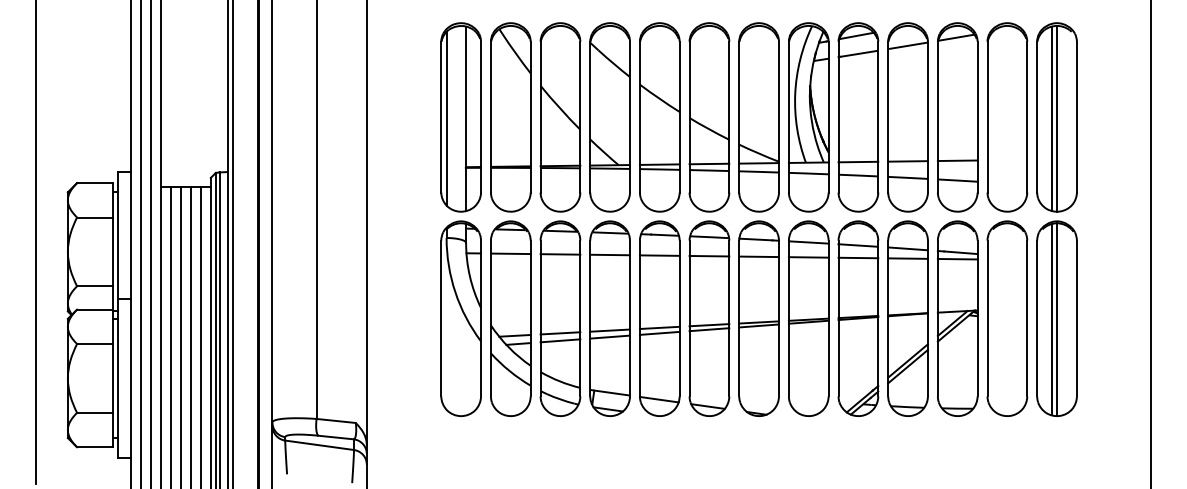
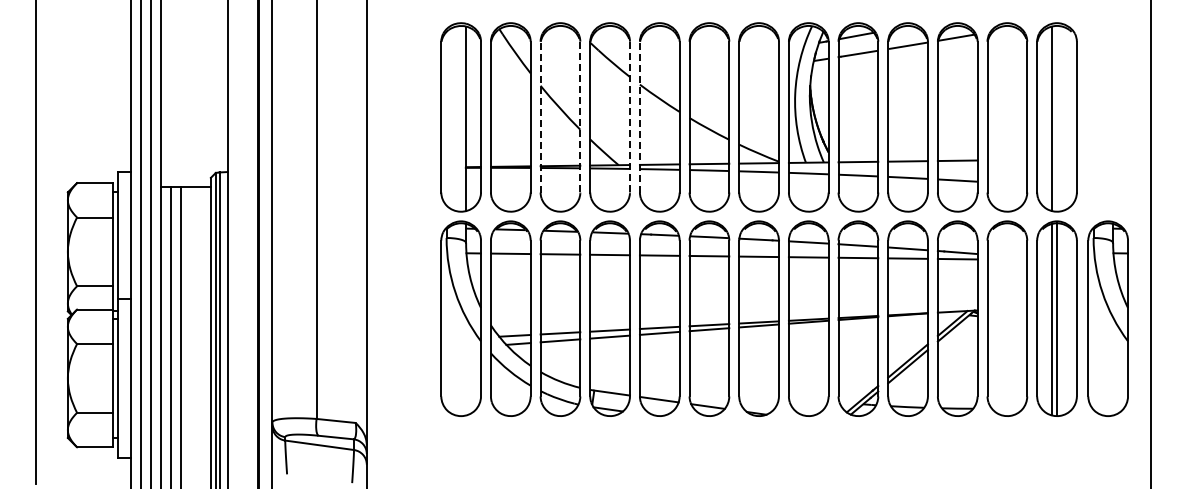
line: solid -> dashed (540, 116)
line: solid -> dashed (639, 116)
line: solid -> dashed (580, 117)
line: solid -> dashed (629, 117)
line: present -> none (446, 118)
line: present -> none (1057, 118)
line: present -> none (232, 243)
part: none -> present (1107, 318)
line: present -> none (191, 336)
line: present -> none (200, 336)
